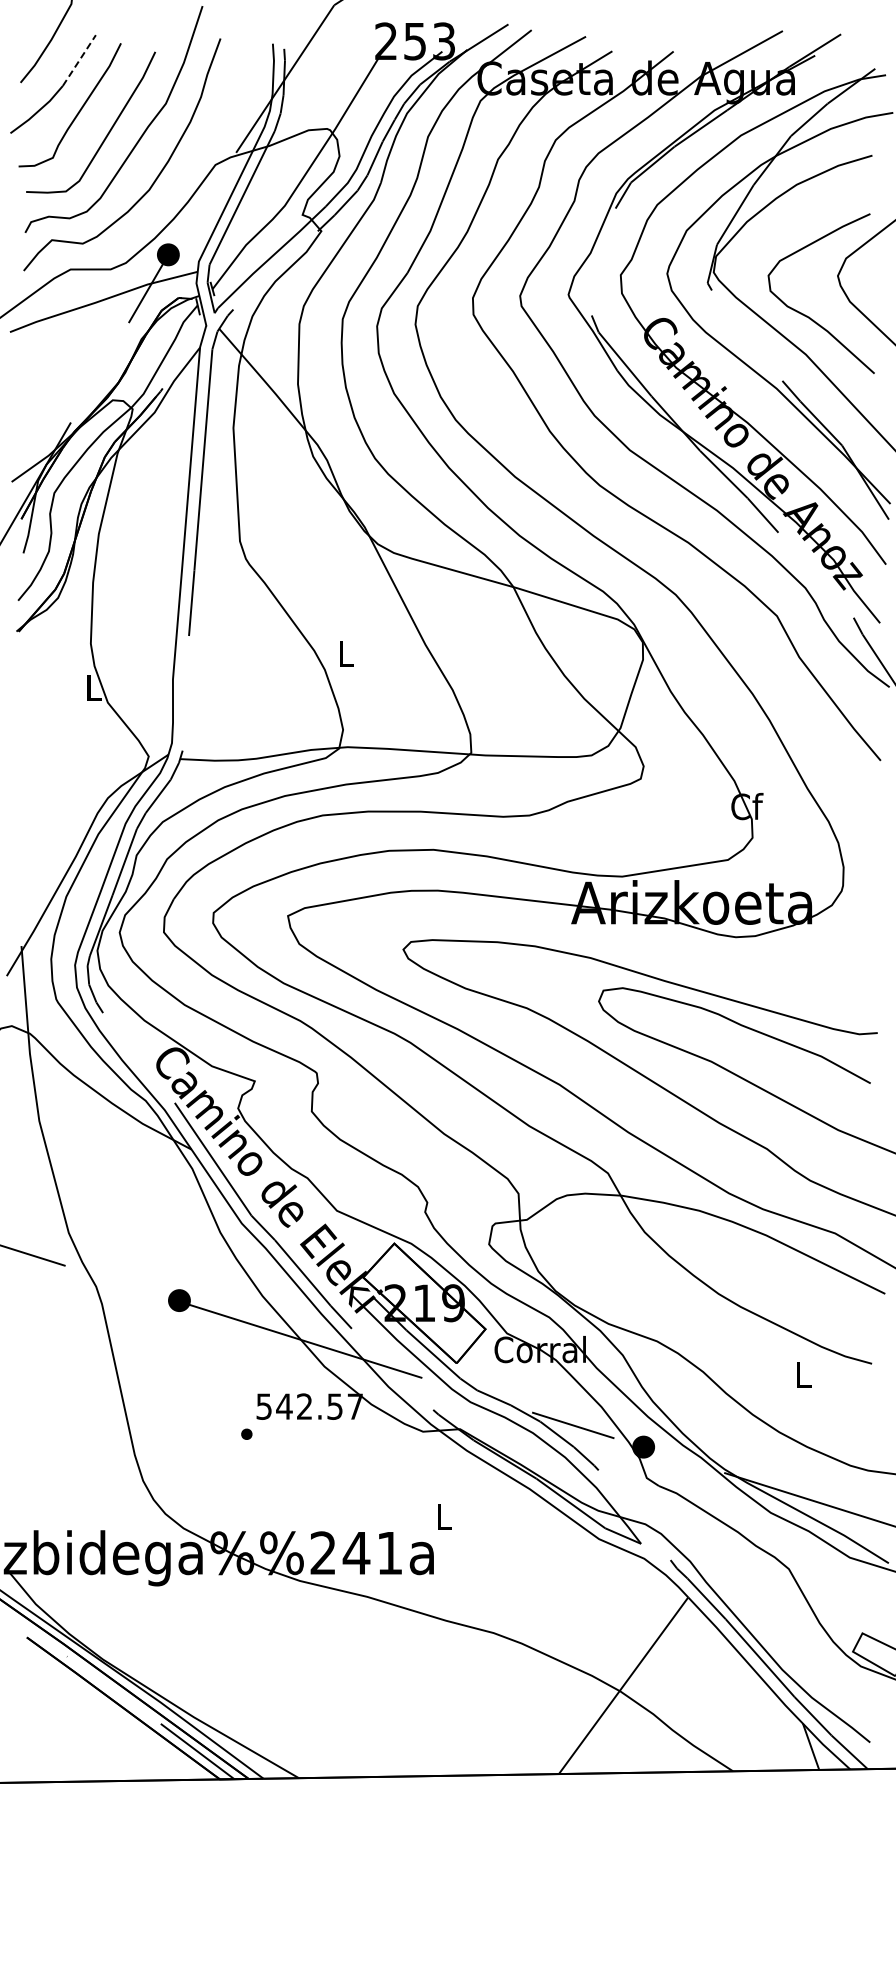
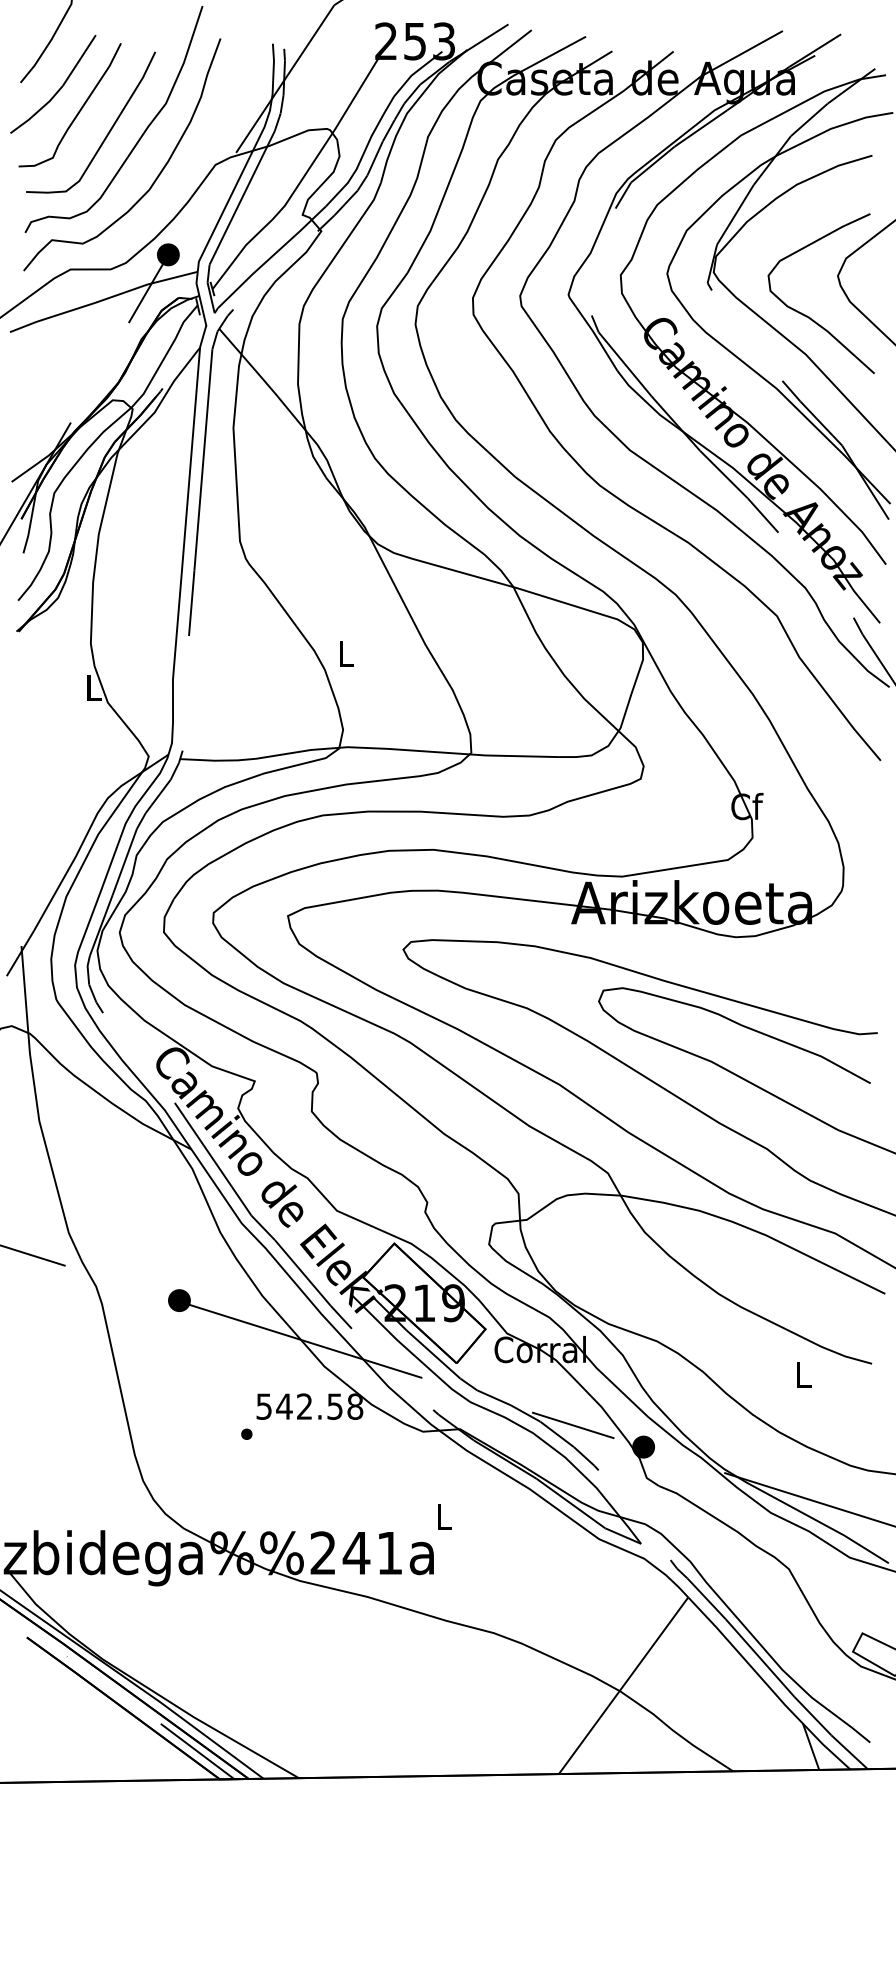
line: dashed -> solid (79, 60)
text: 542.57 -> 542.58 (355, 1406)
